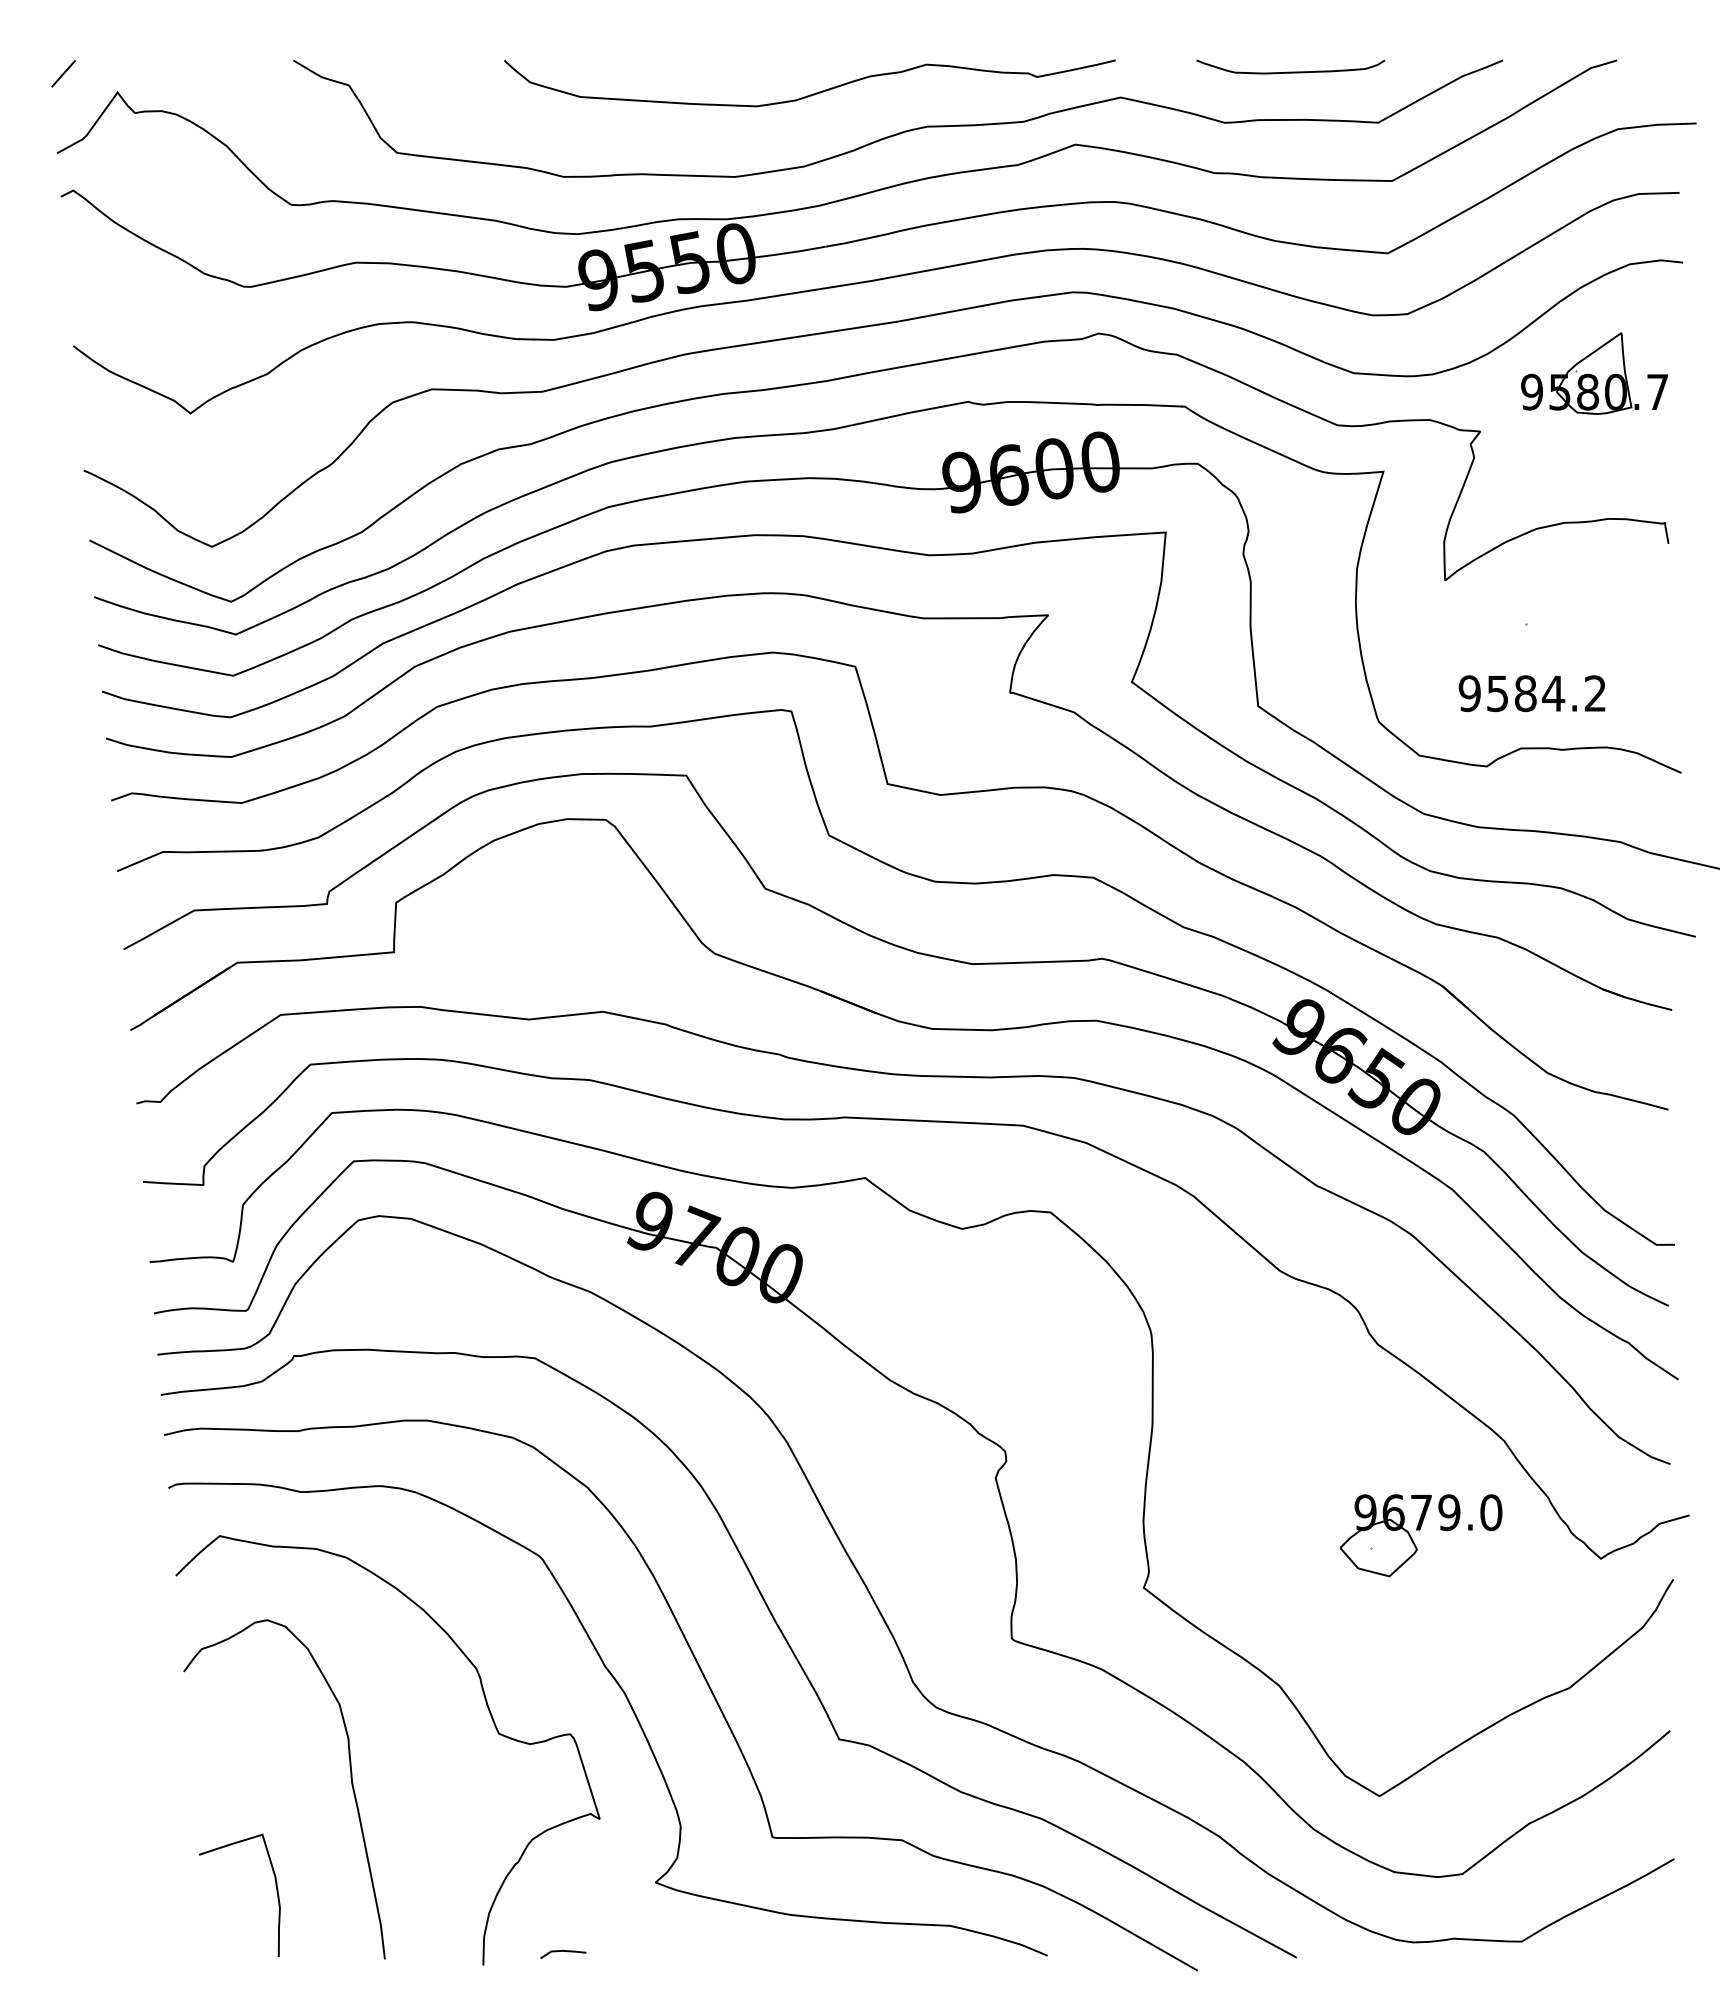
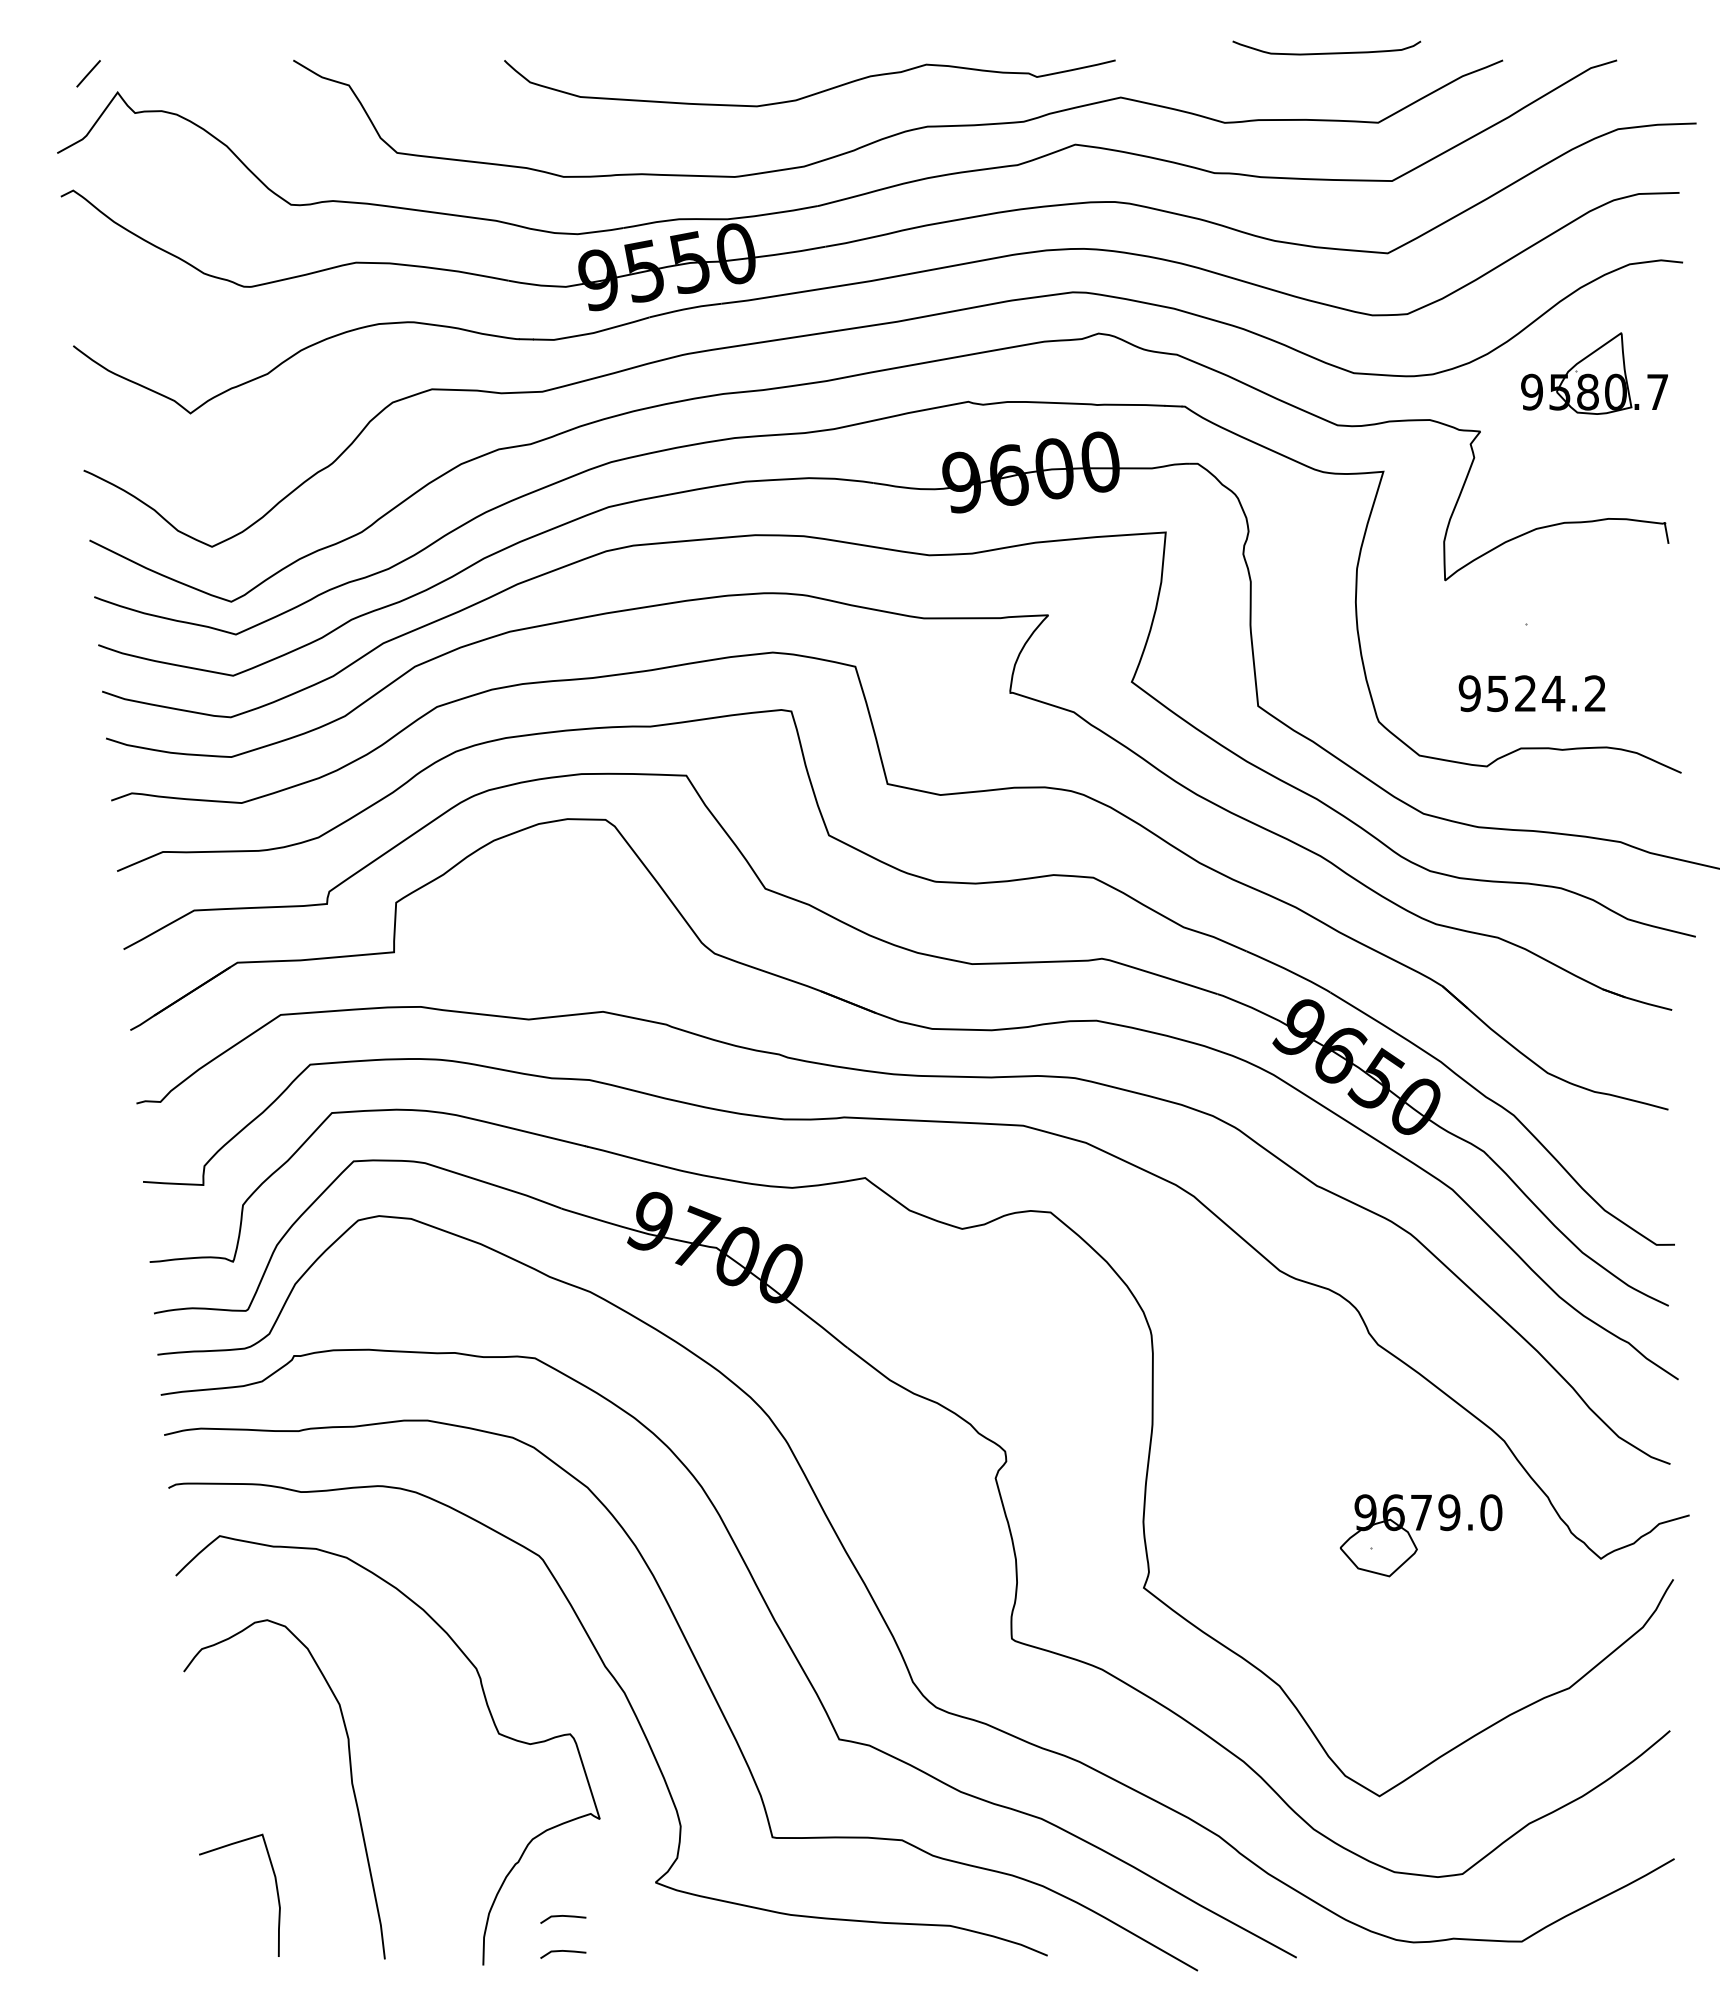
curve position: (1290, 71) -> (1326, 52) (1326, 52)
line position: (63, 73) -> (88, 73) (88, 73)
text: 9584.2 -> 9524.2 (1525, 693)
line: none -> present (563, 1916)
